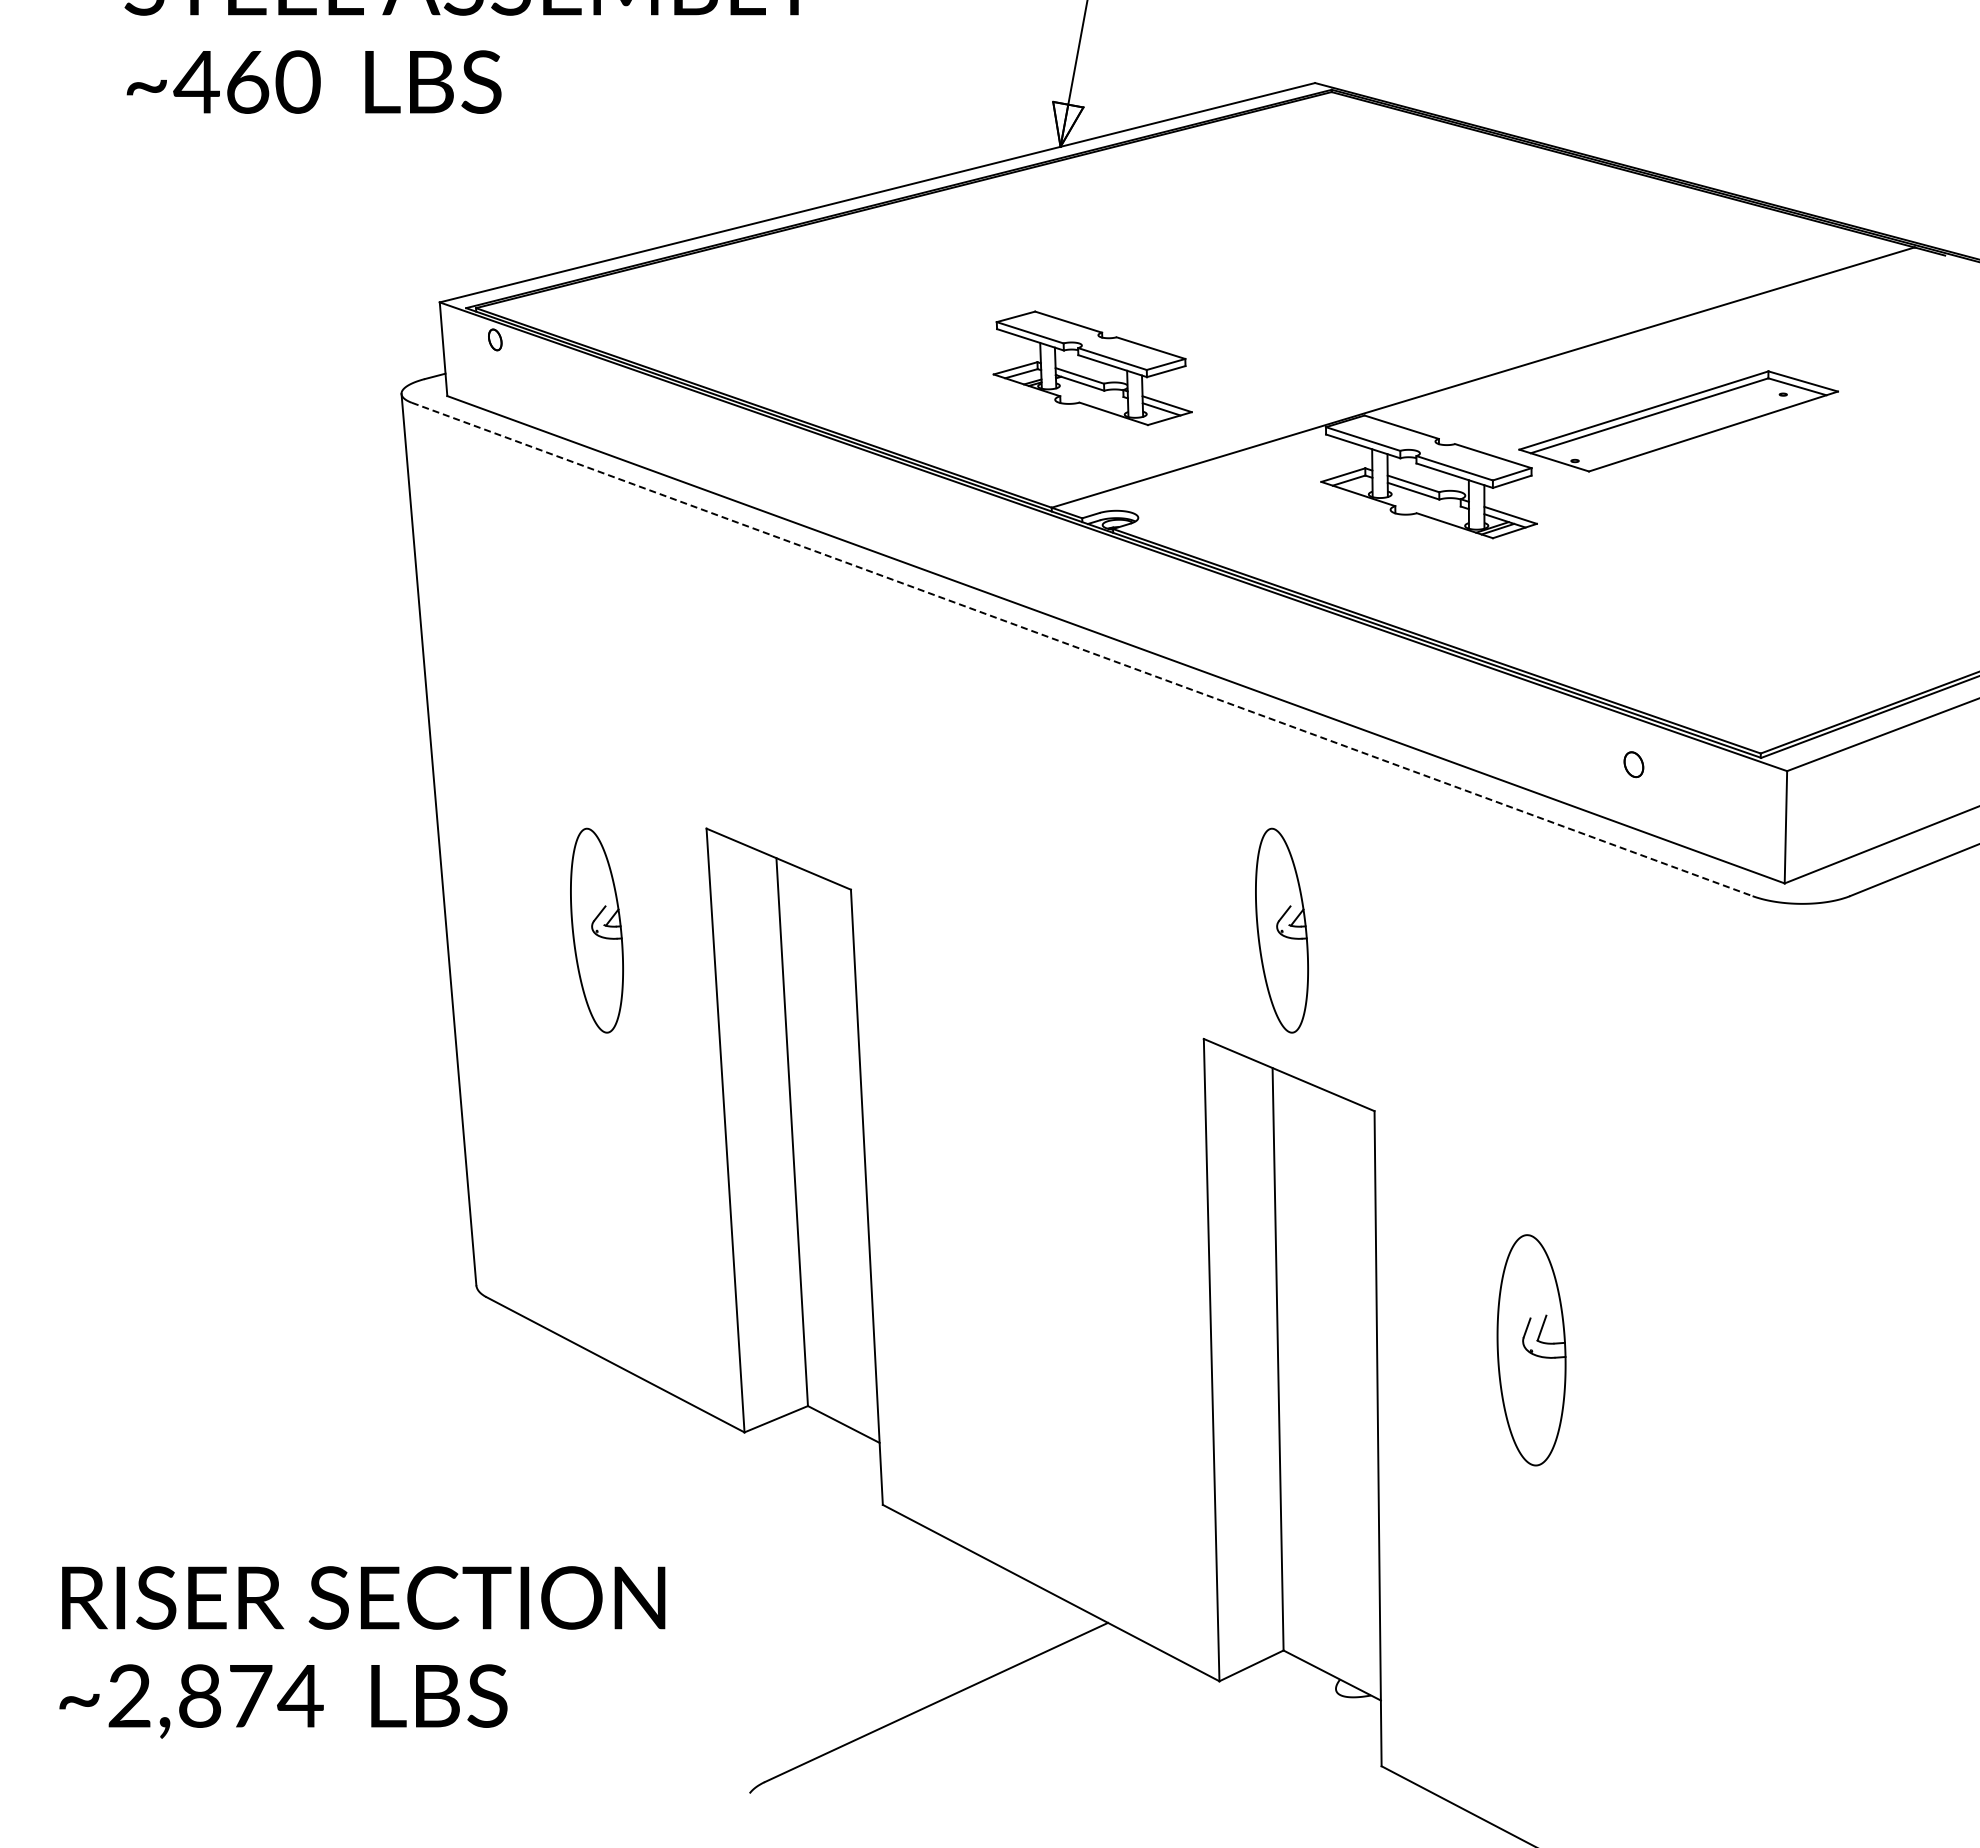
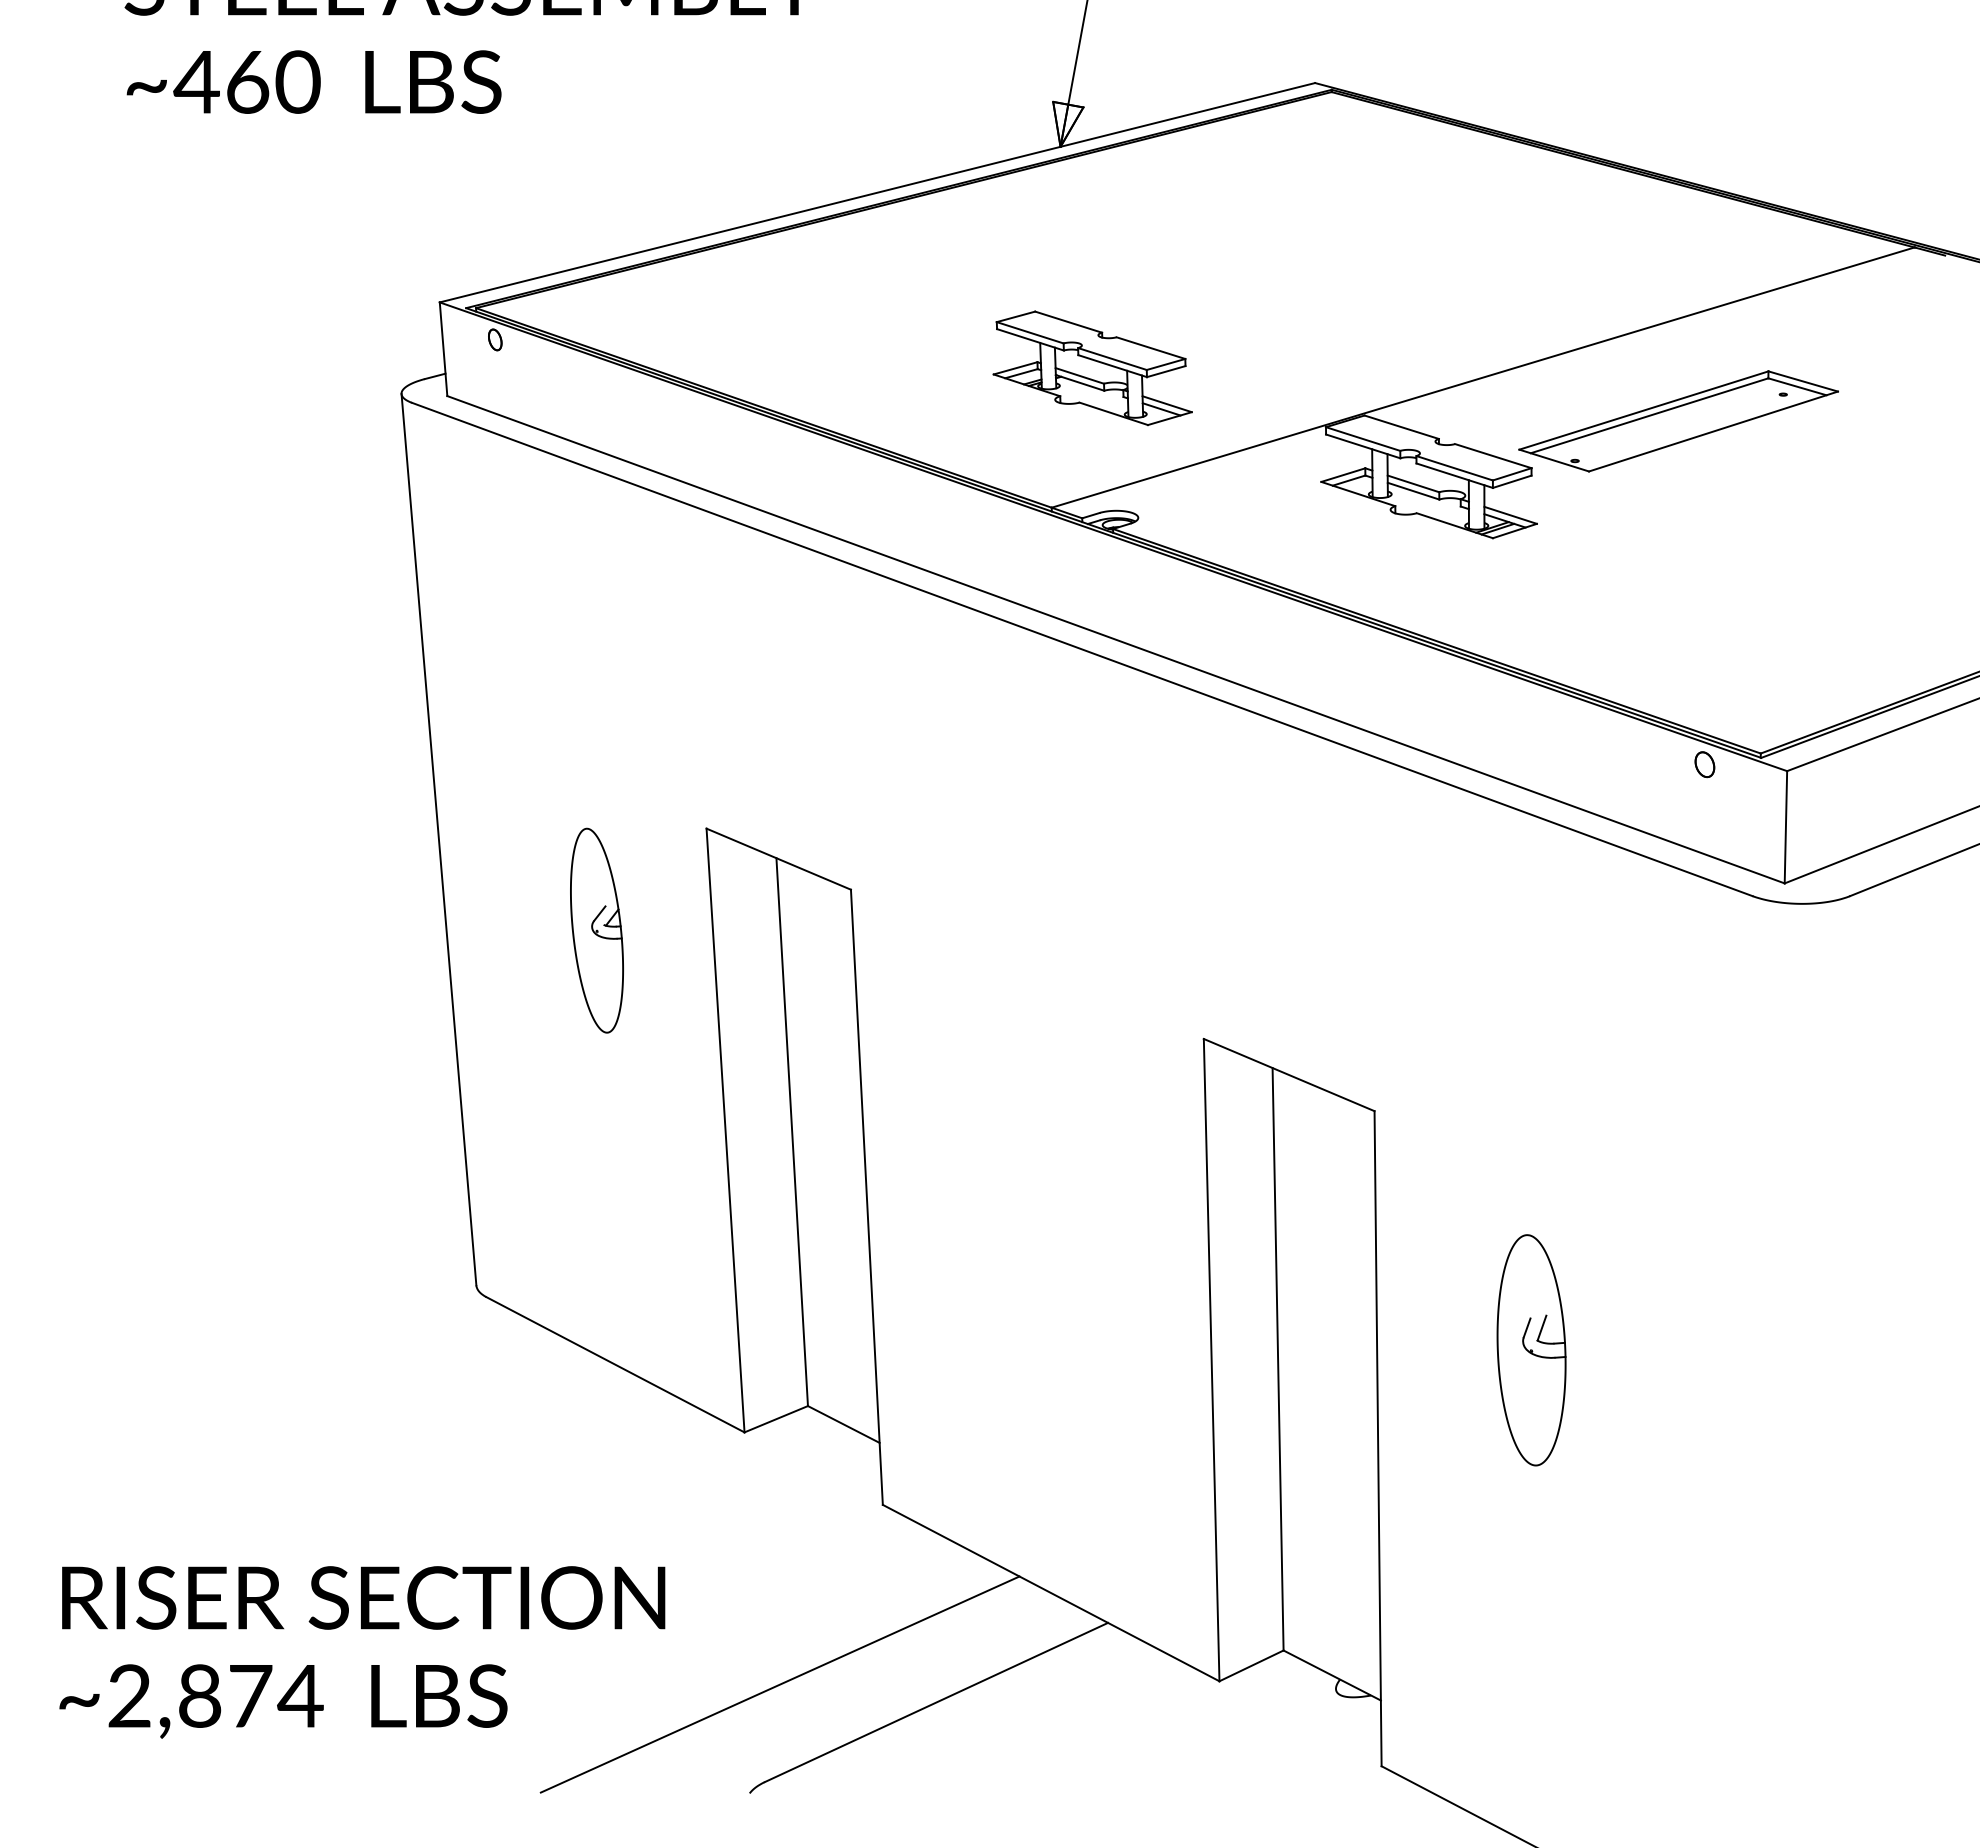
line: dashed -> solid (1082, 649)
part position: (1633, 764) -> (1704, 764) (1704, 764)
part: present -> none (1281, 930)
line: none -> present (779, 1684)
